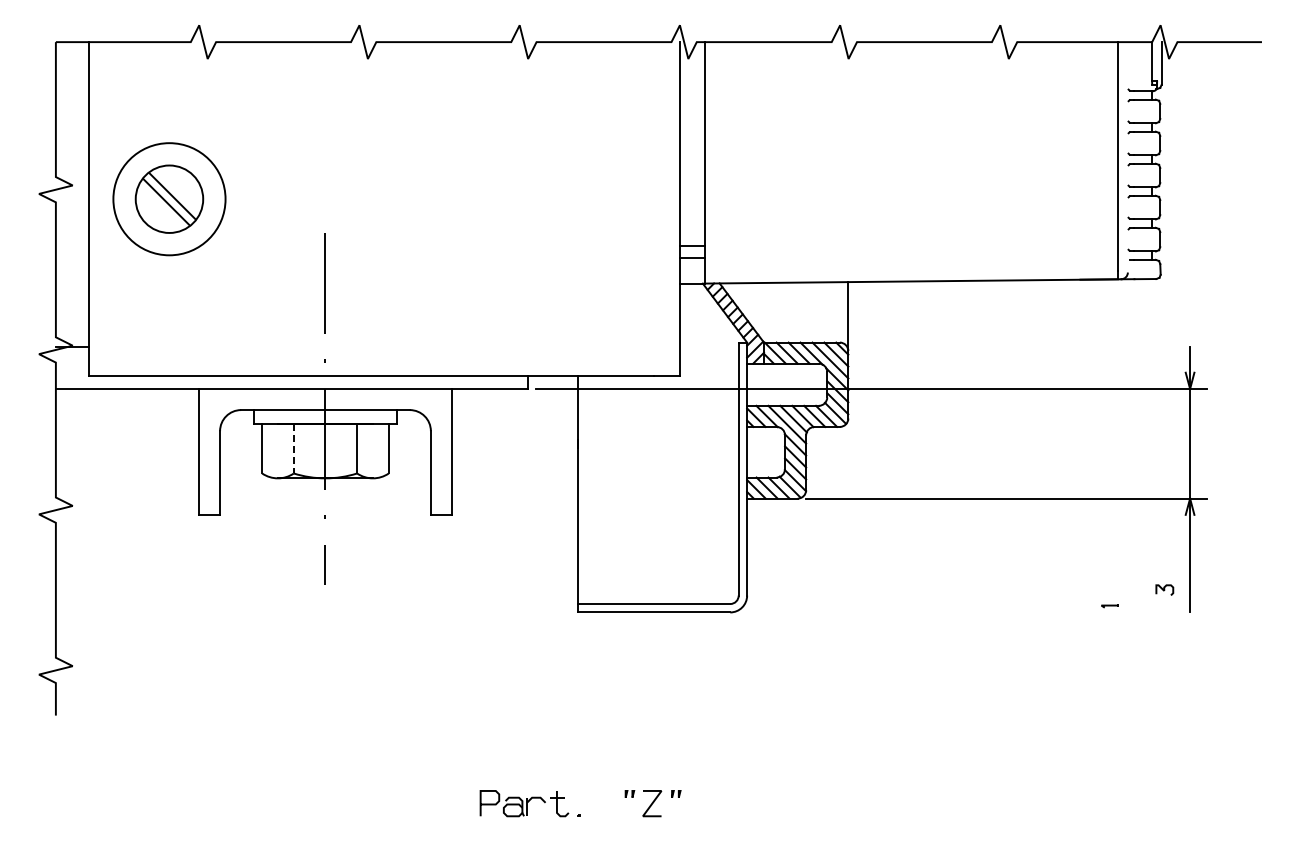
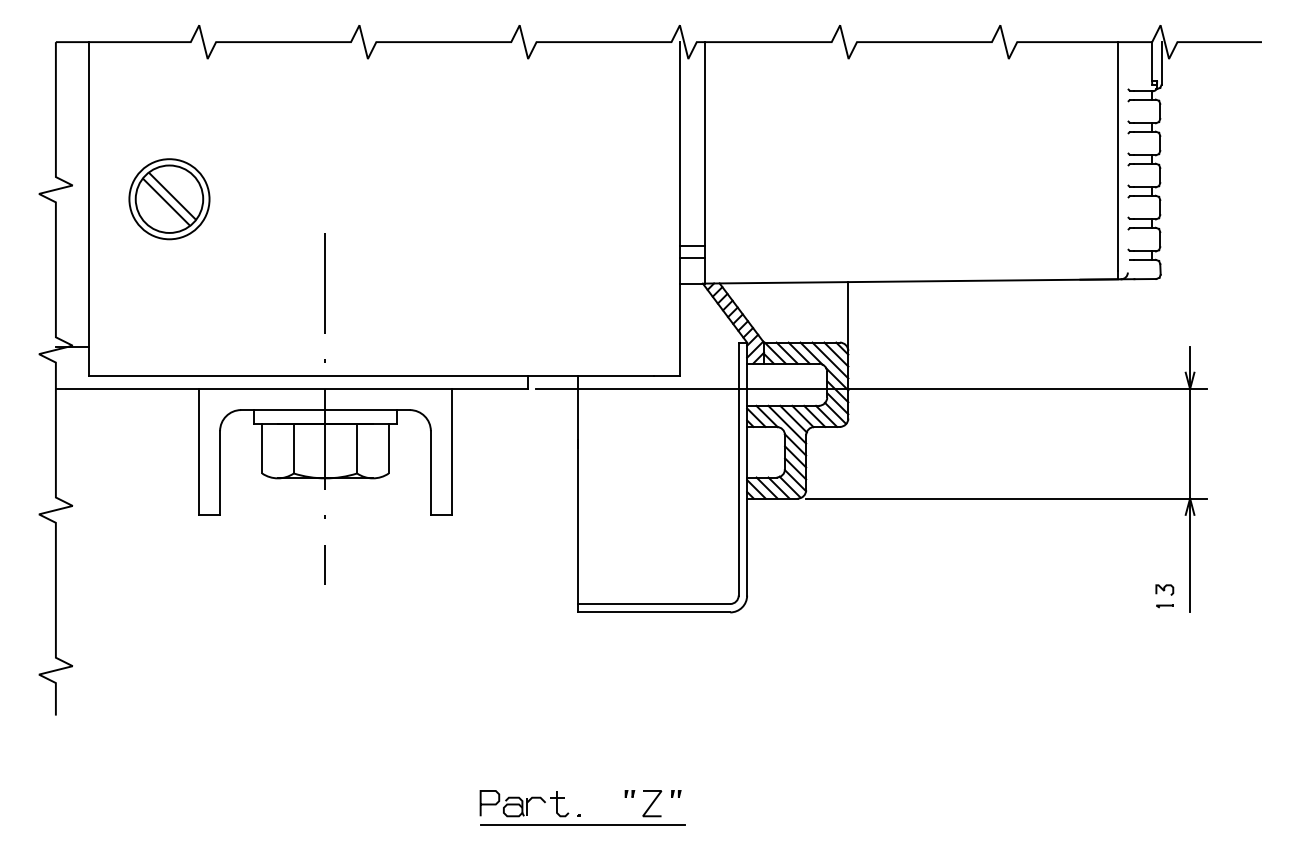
circle diameter: 112 px -> 80 px (169, 199)
line: dashed -> solid (293, 448)
part position: (1109, 606) -> (1164, 606) (1164, 606)
line: none -> present (582, 824)
